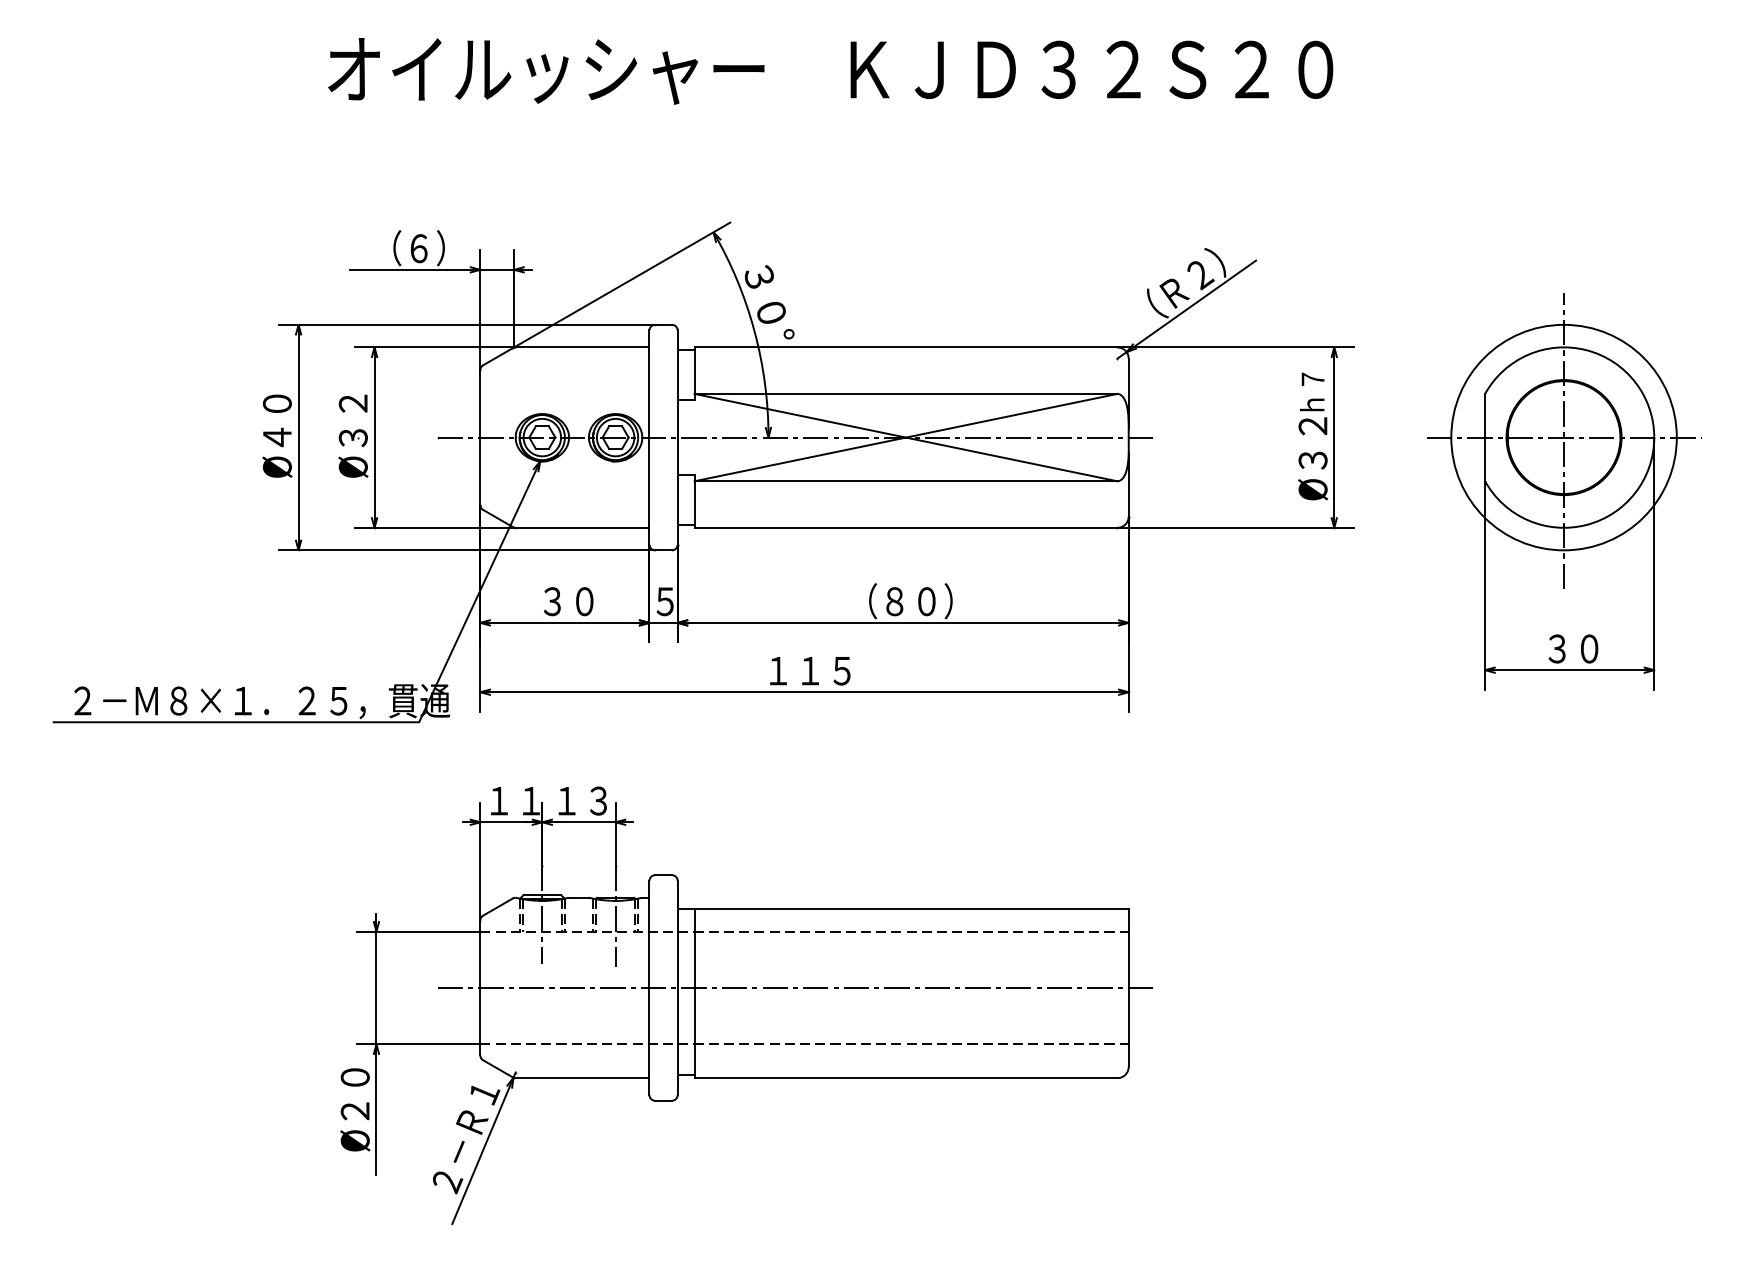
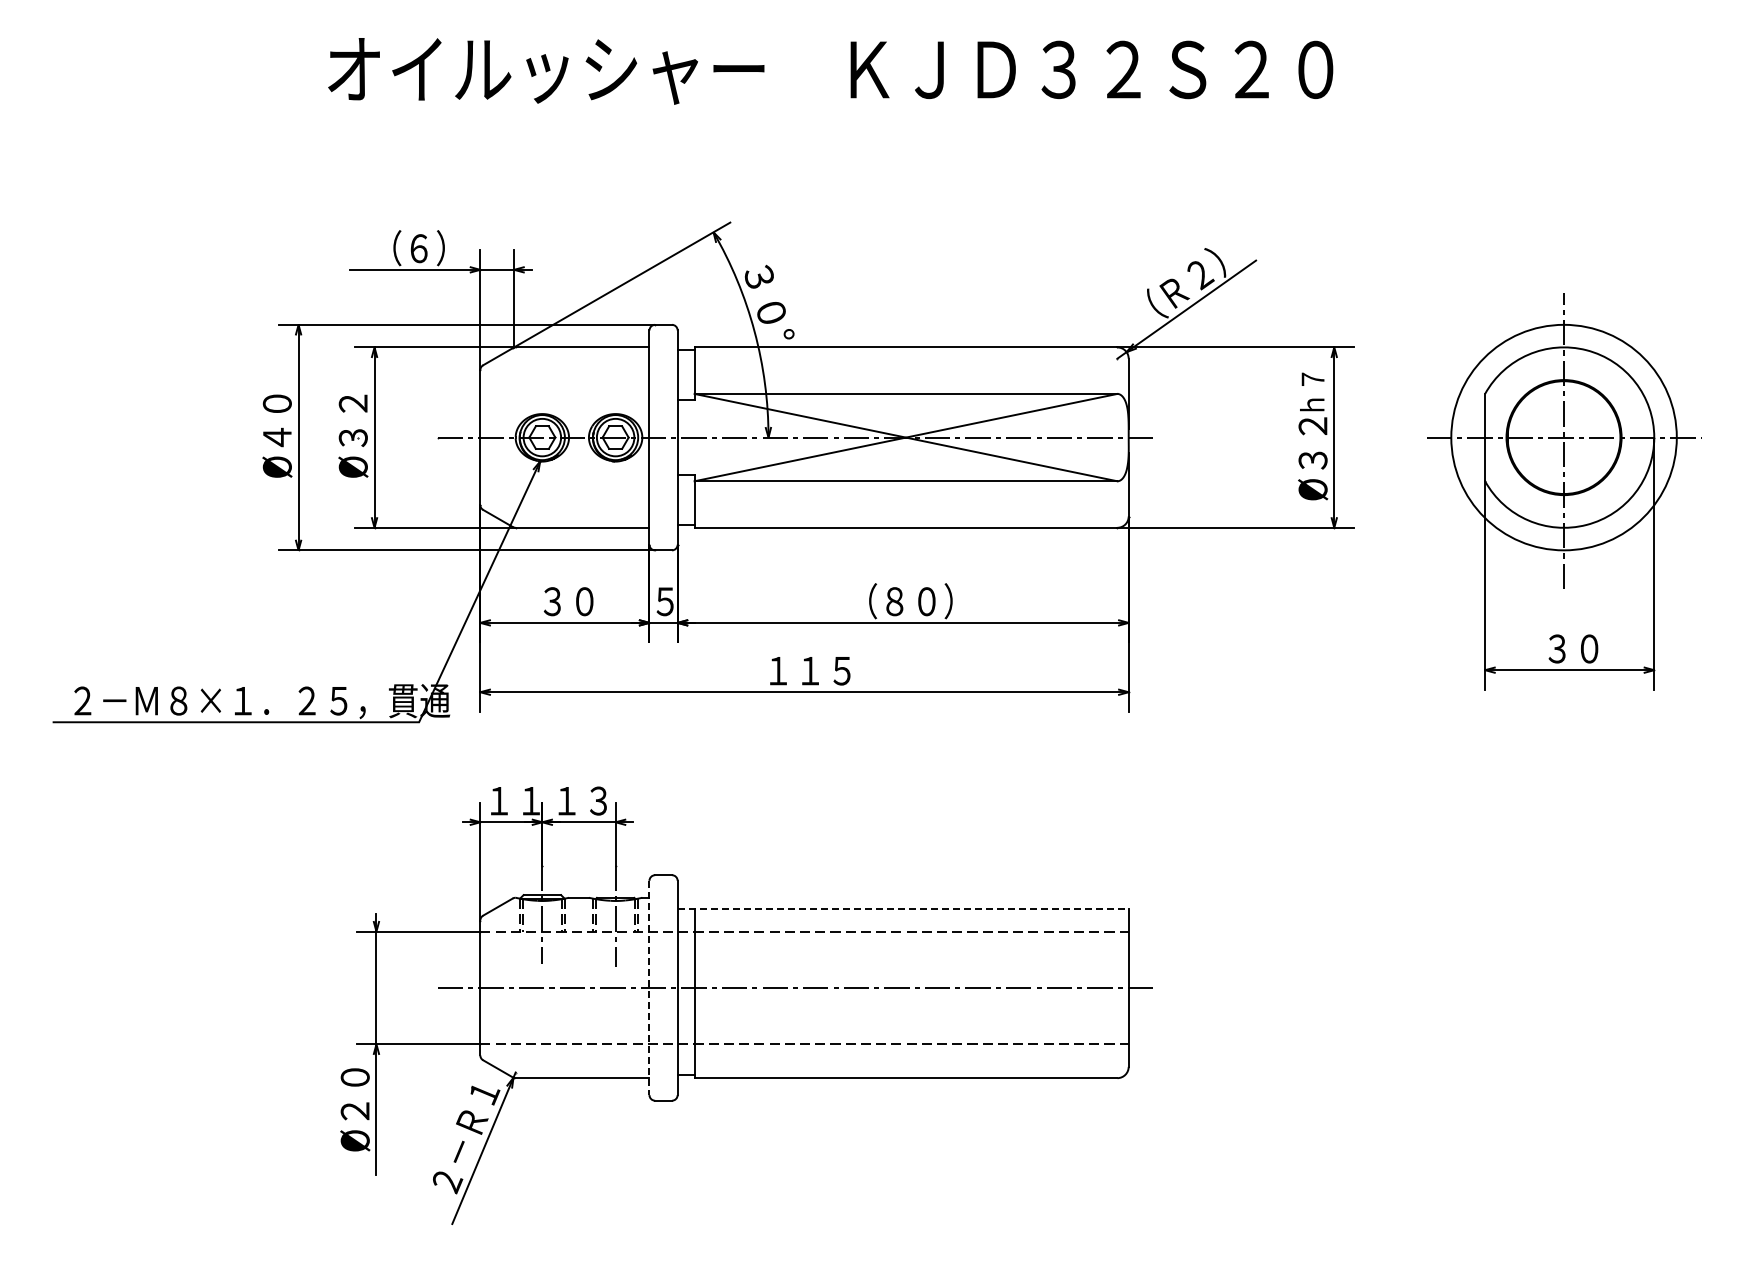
line: solid -> dashed (903, 909)
line: solid -> dashed (649, 988)
